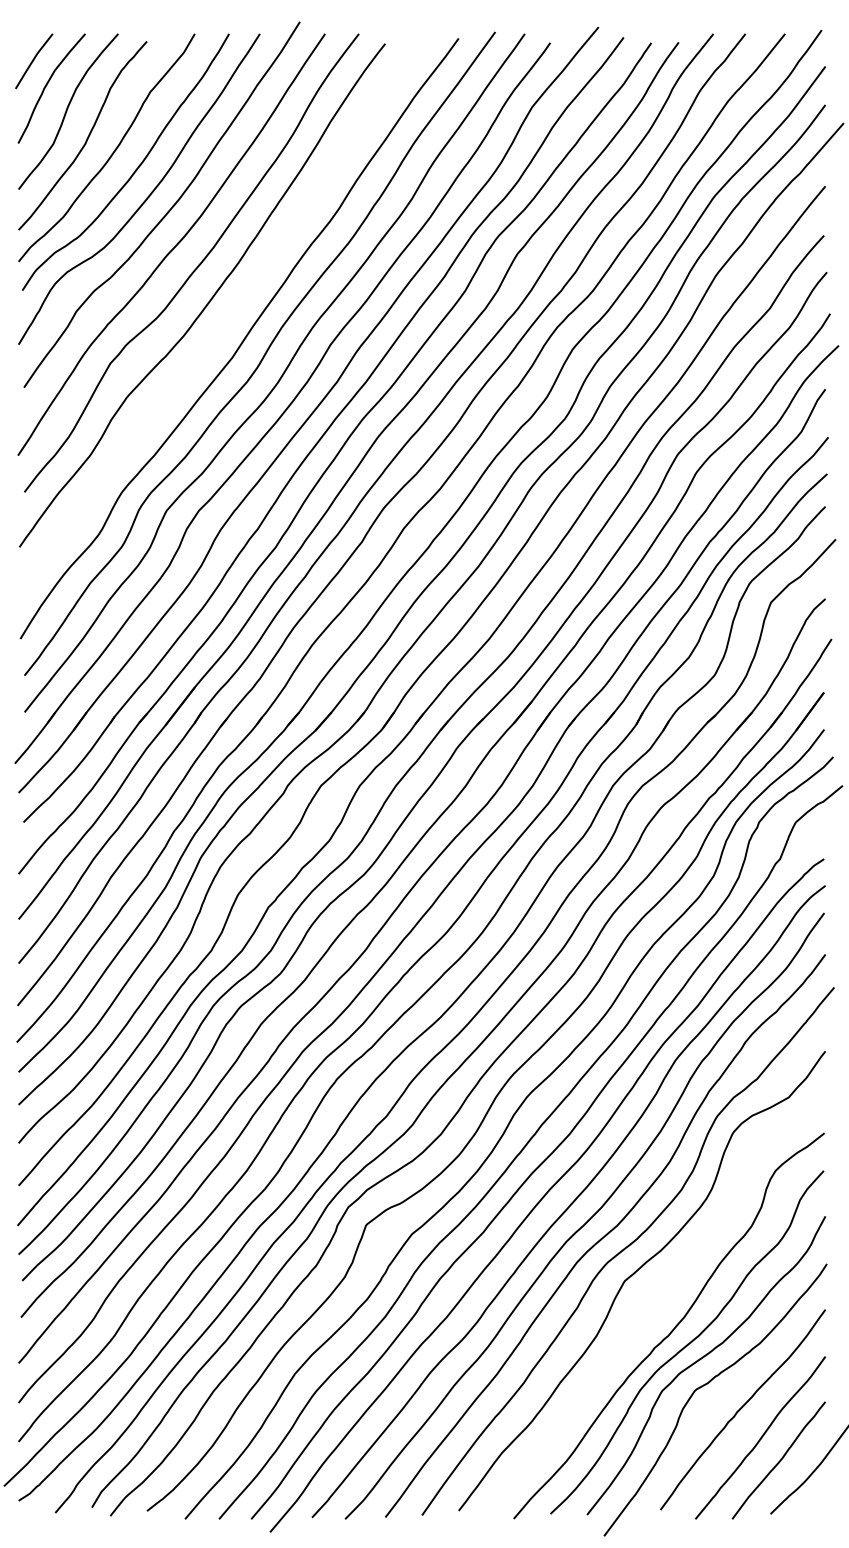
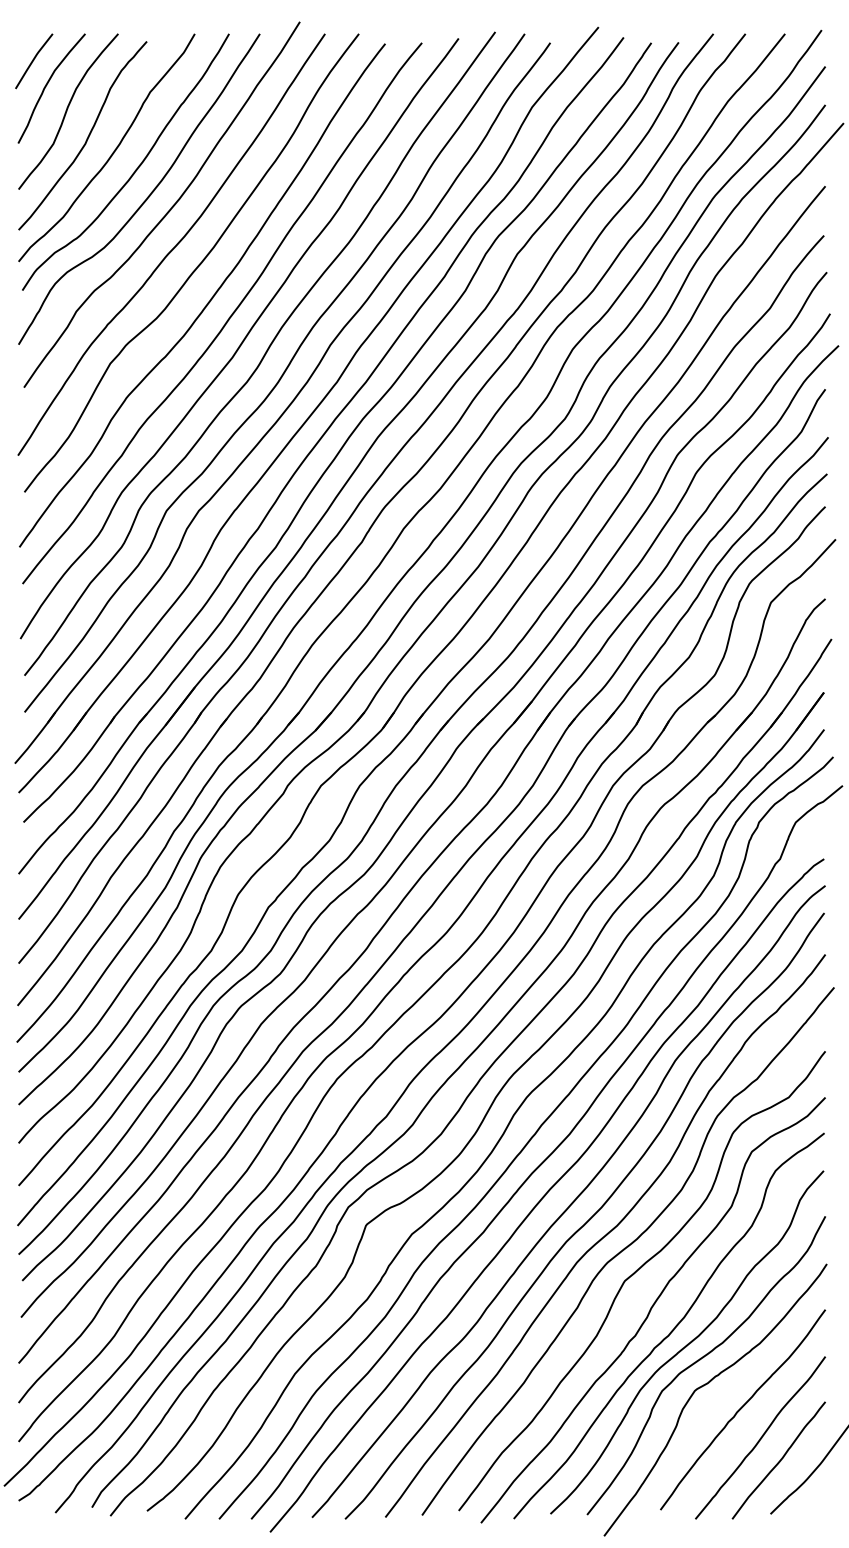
curve: none -> present (229, 316)
curve: none -> present (651, 1310)
